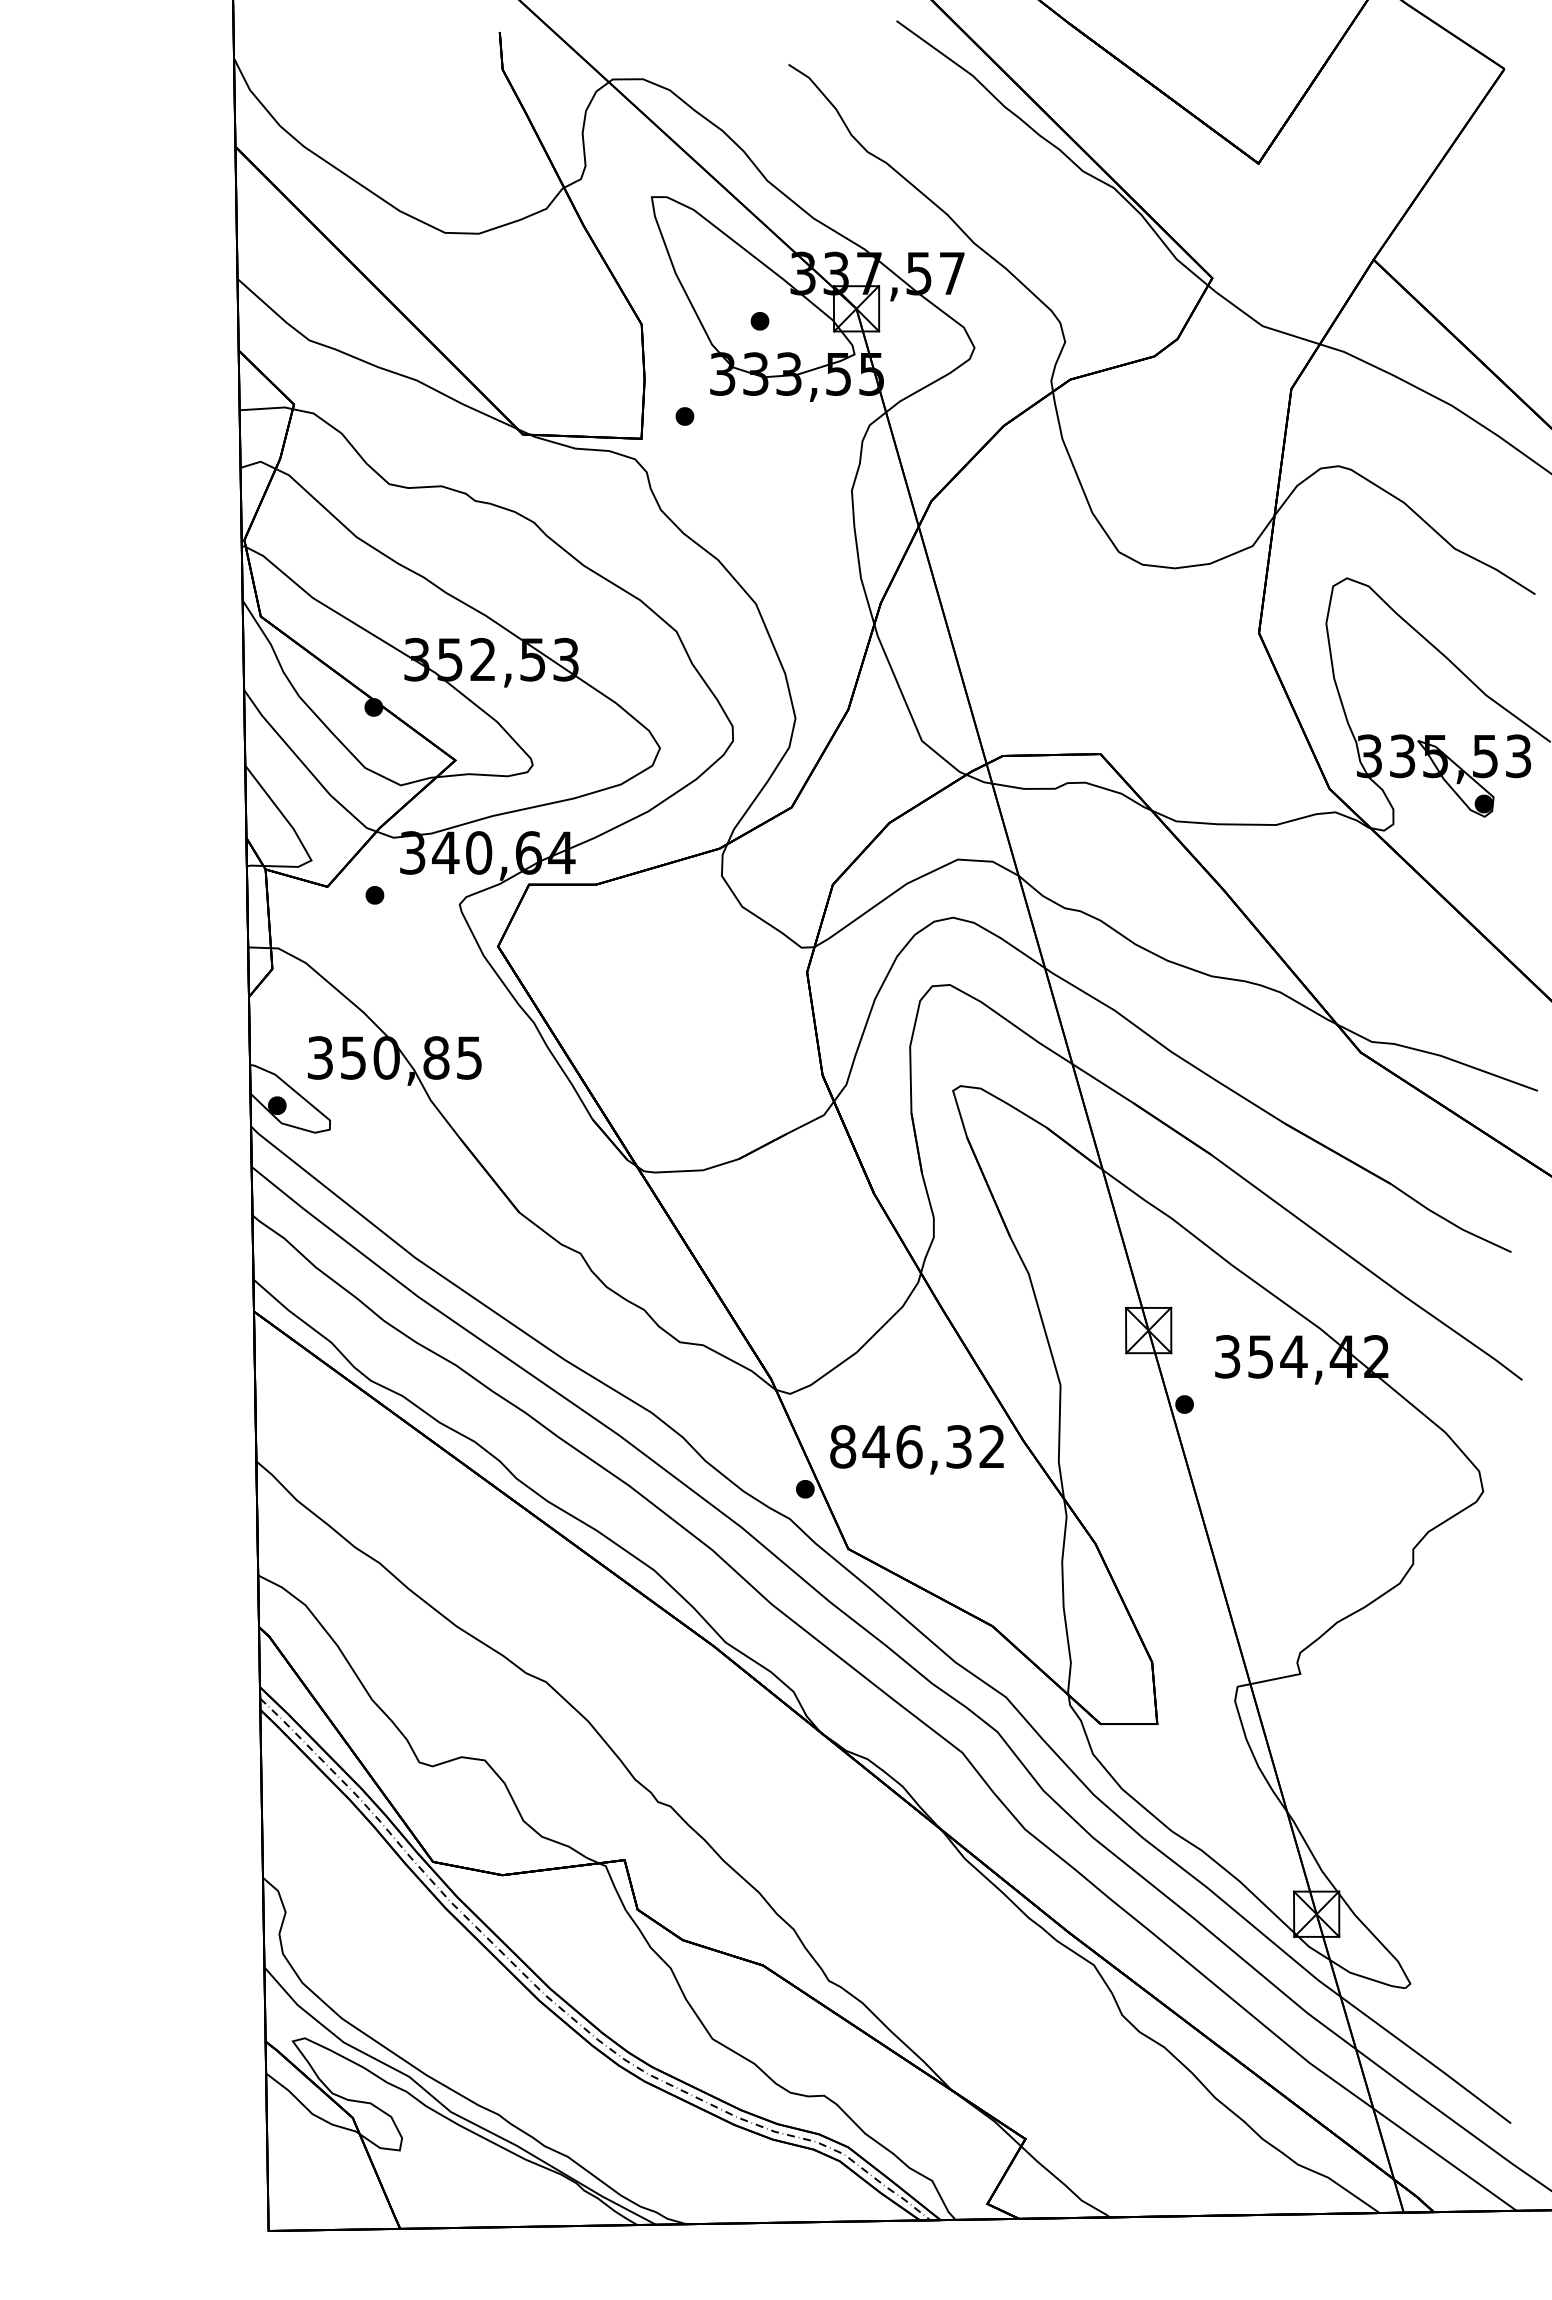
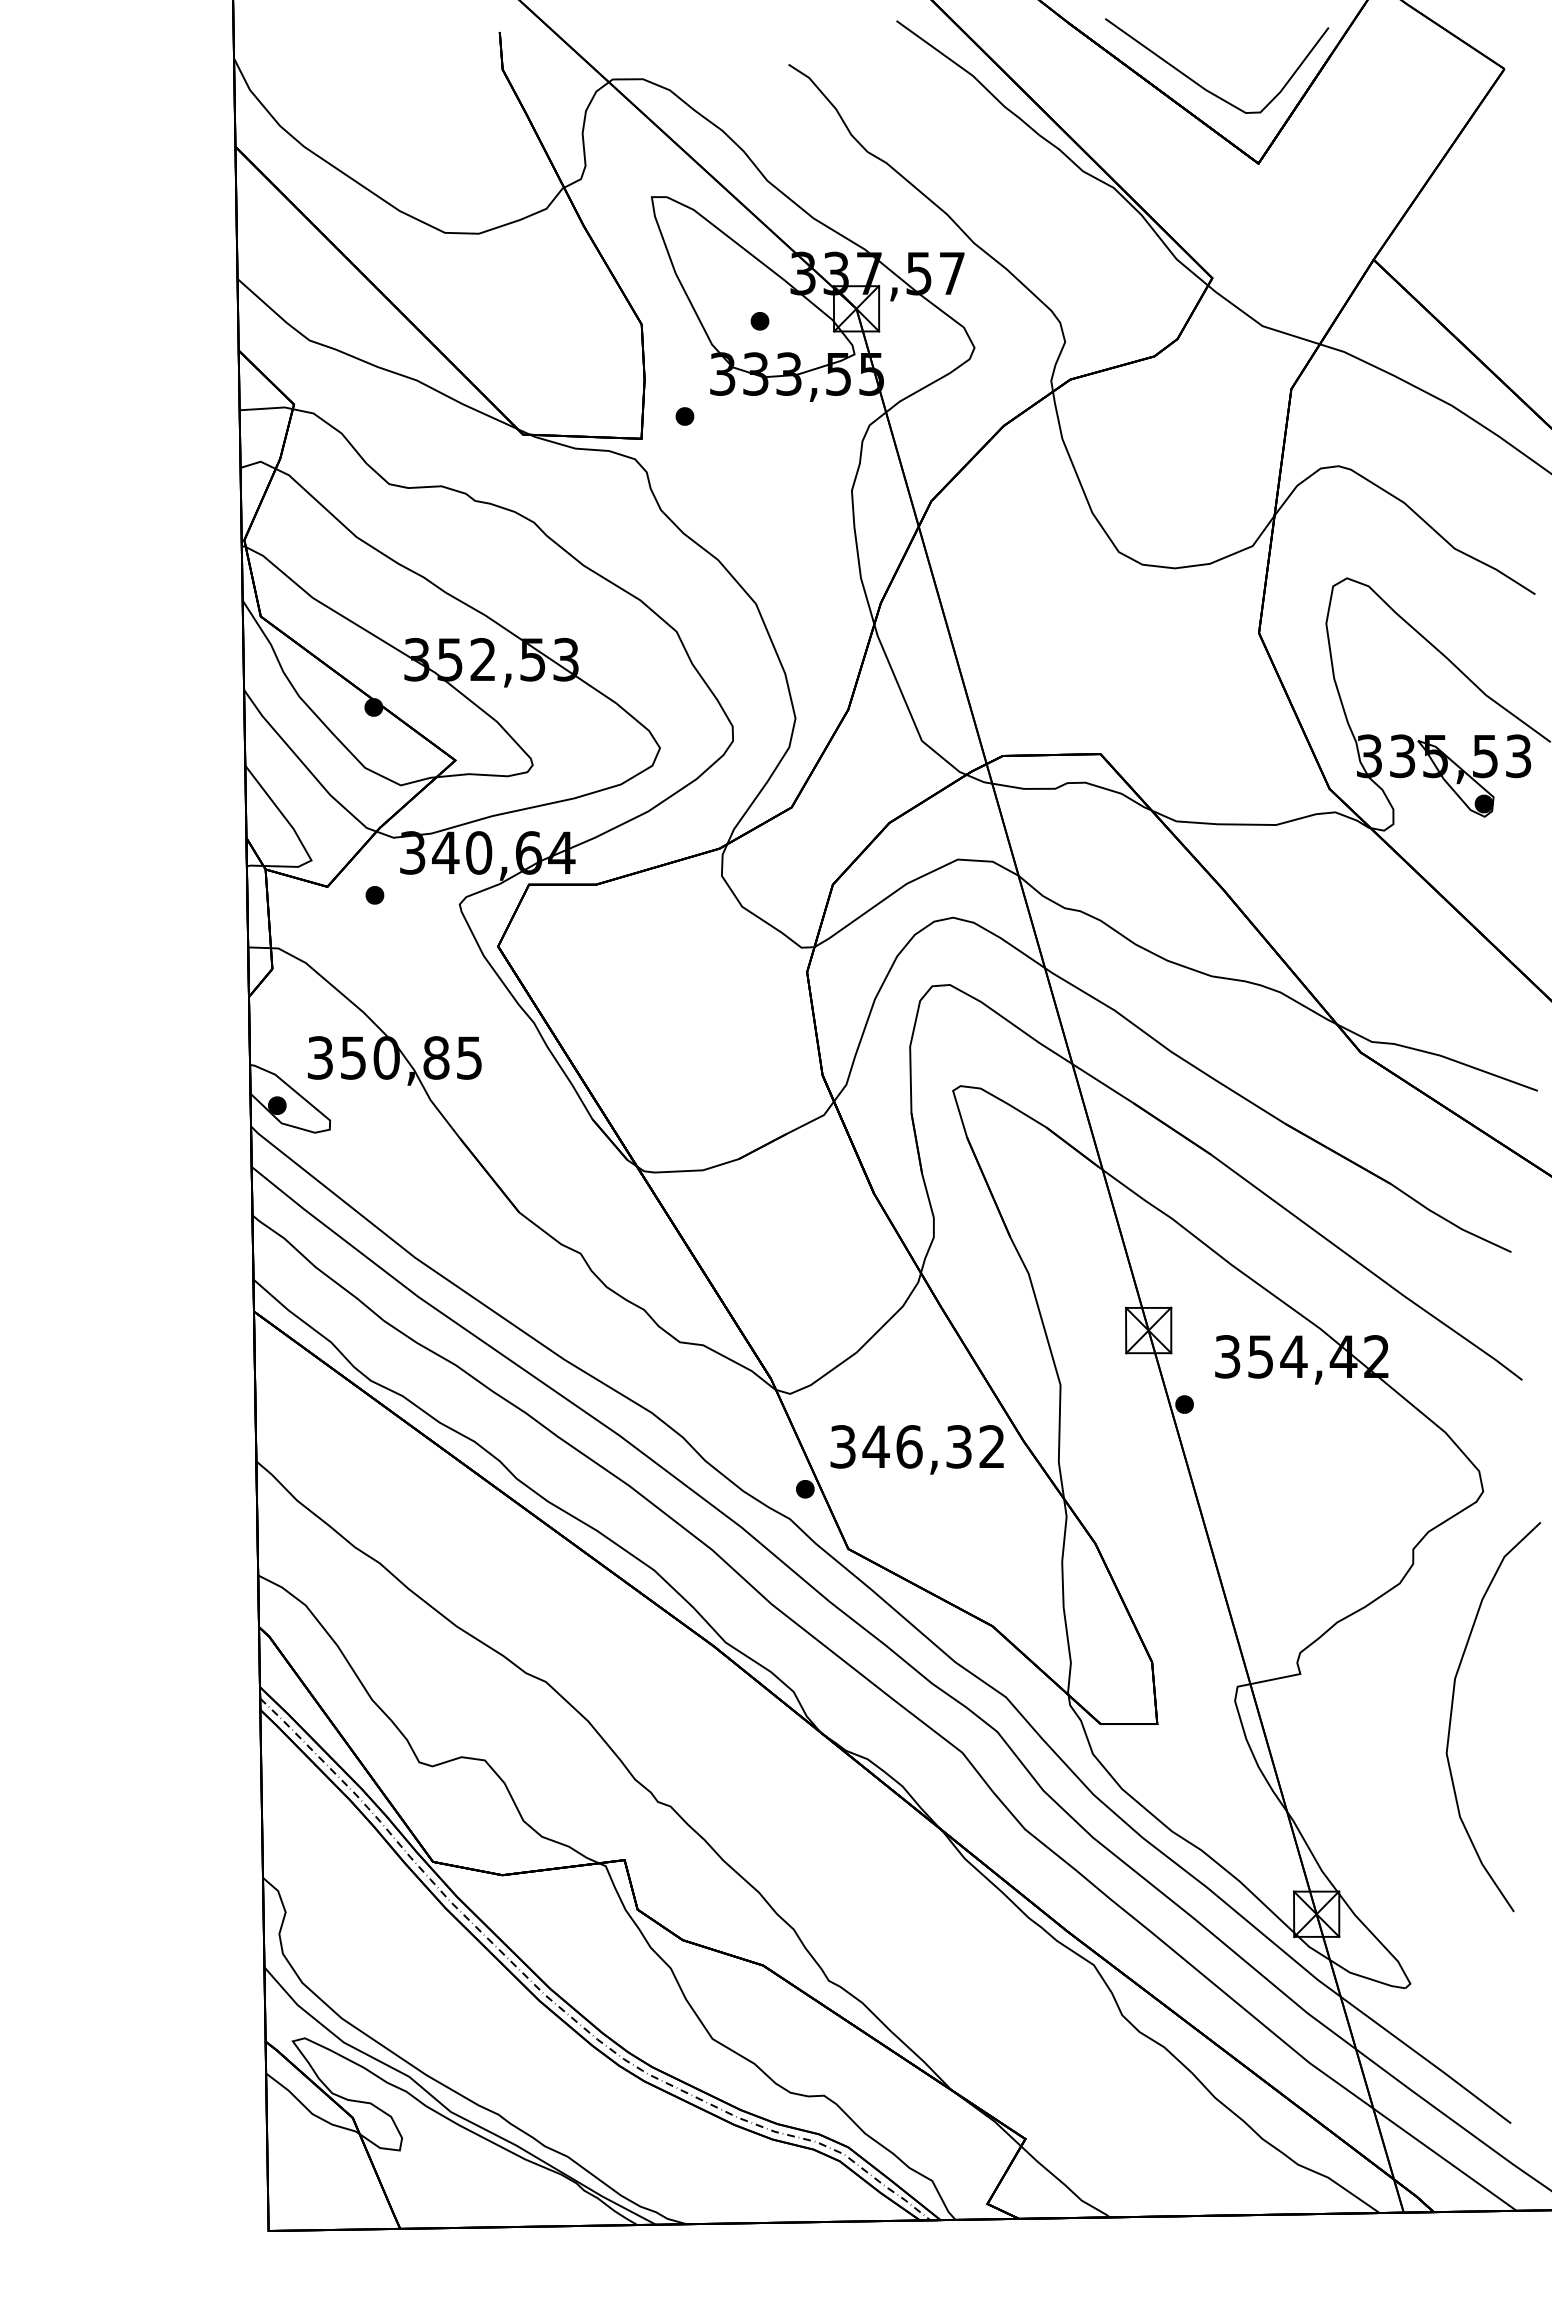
curve: none -> present (1204, 87)
text: 846,32 -> 346,32 (843, 1446)
curve: none -> present (1452, 1713)
